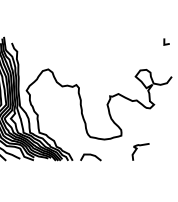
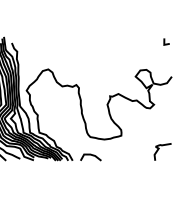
curve position: (137, 149) -> (159, 149) (159, 149)
